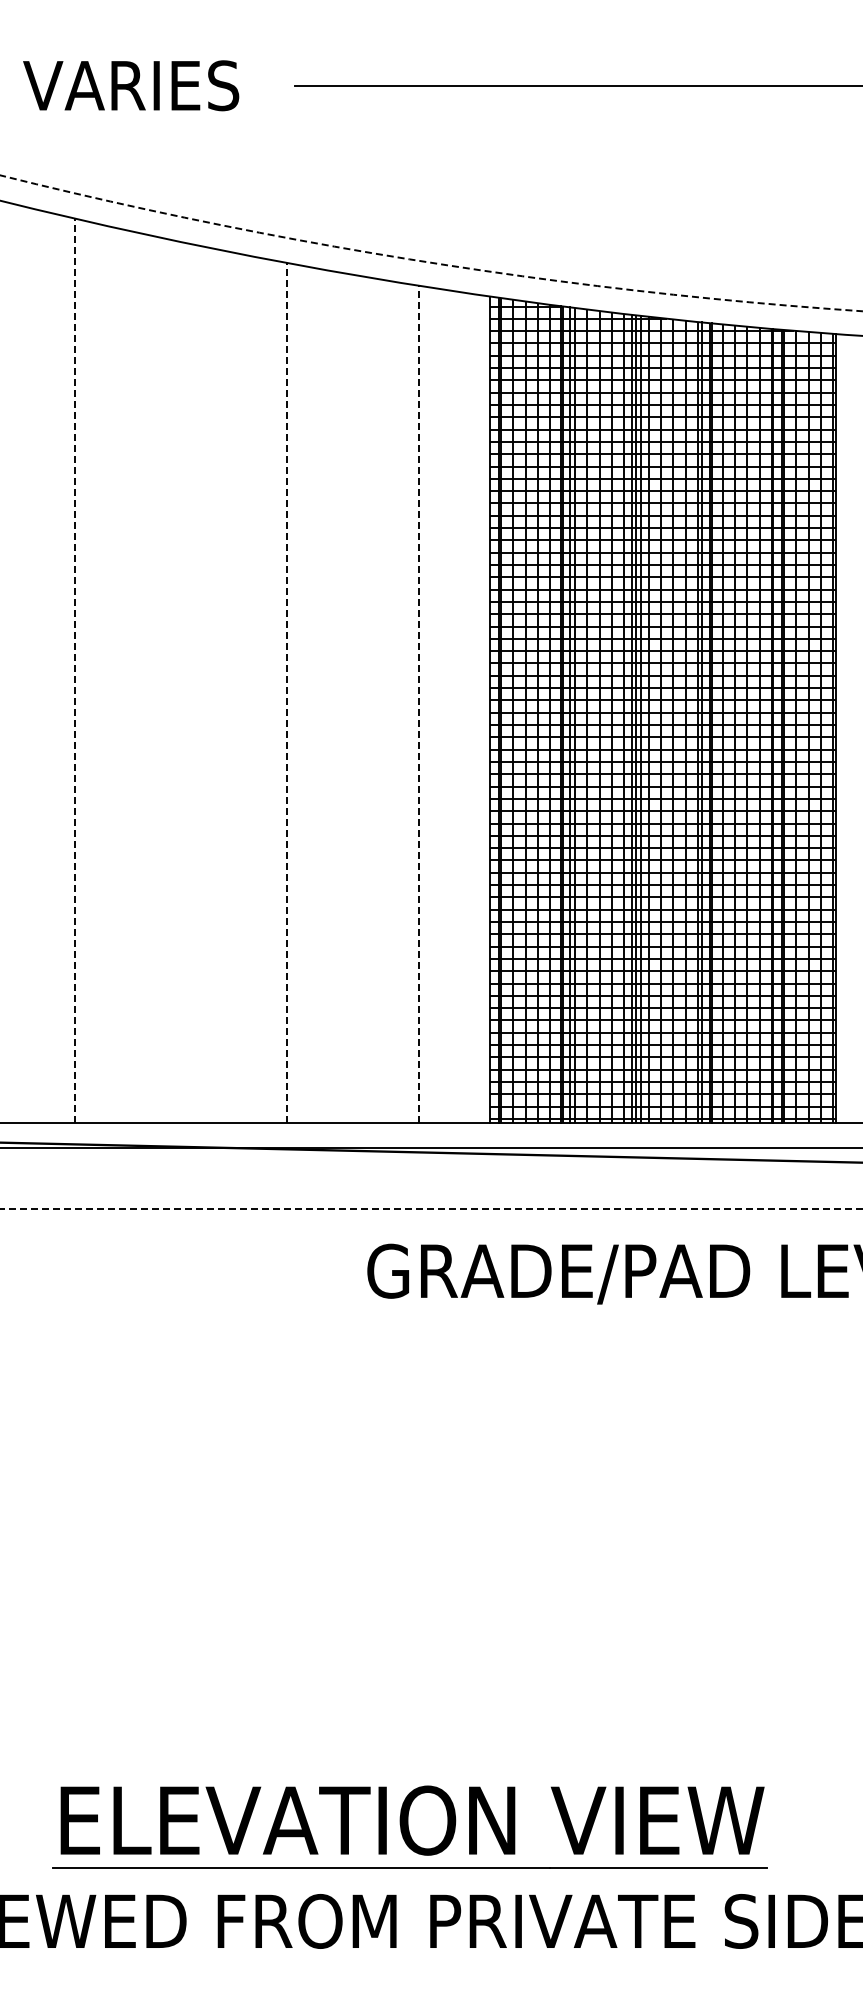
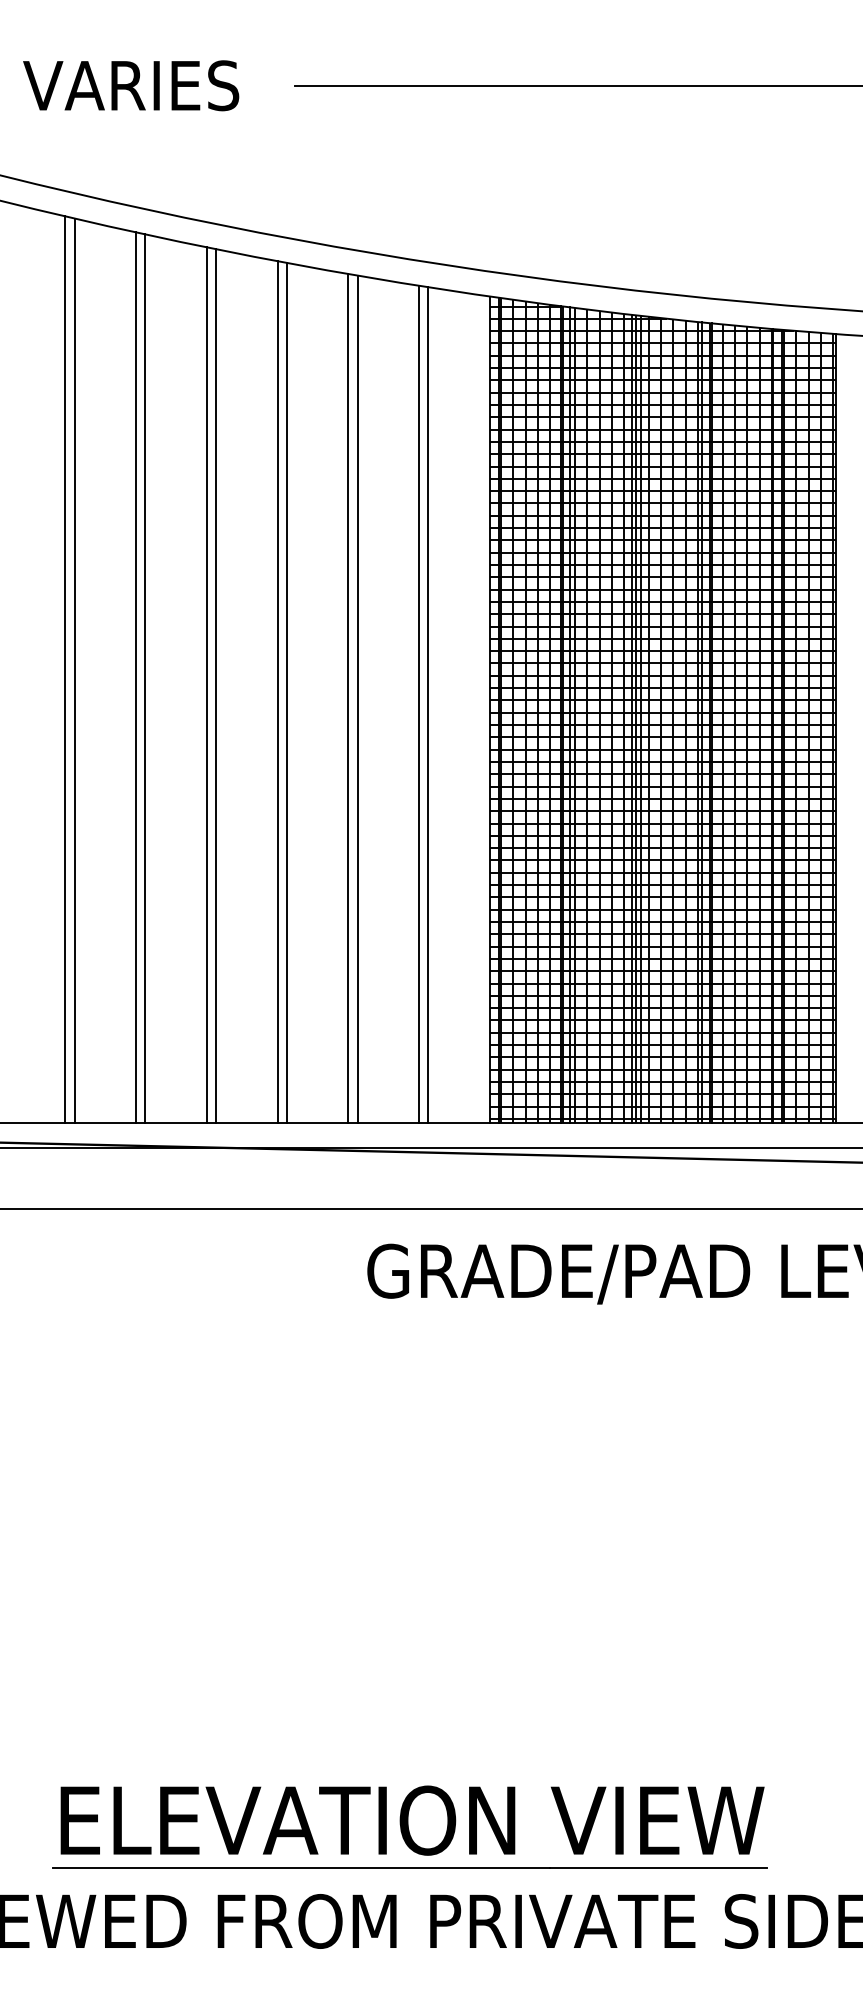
arc: dashed -> solid (429, 262)
line: none -> present (65, 669)
line: dashed -> solid (74, 670)
line: none -> present (136, 677)
line: none -> present (145, 678)
line: none -> present (206, 684)
line: none -> present (216, 685)
line: none -> present (277, 691)
line: dashed -> solid (286, 692)
line: none -> present (348, 698)
line: none -> present (357, 698)
line: dashed -> solid (419, 704)
line: none -> present (428, 704)
line: dashed -> solid (431, 1209)
